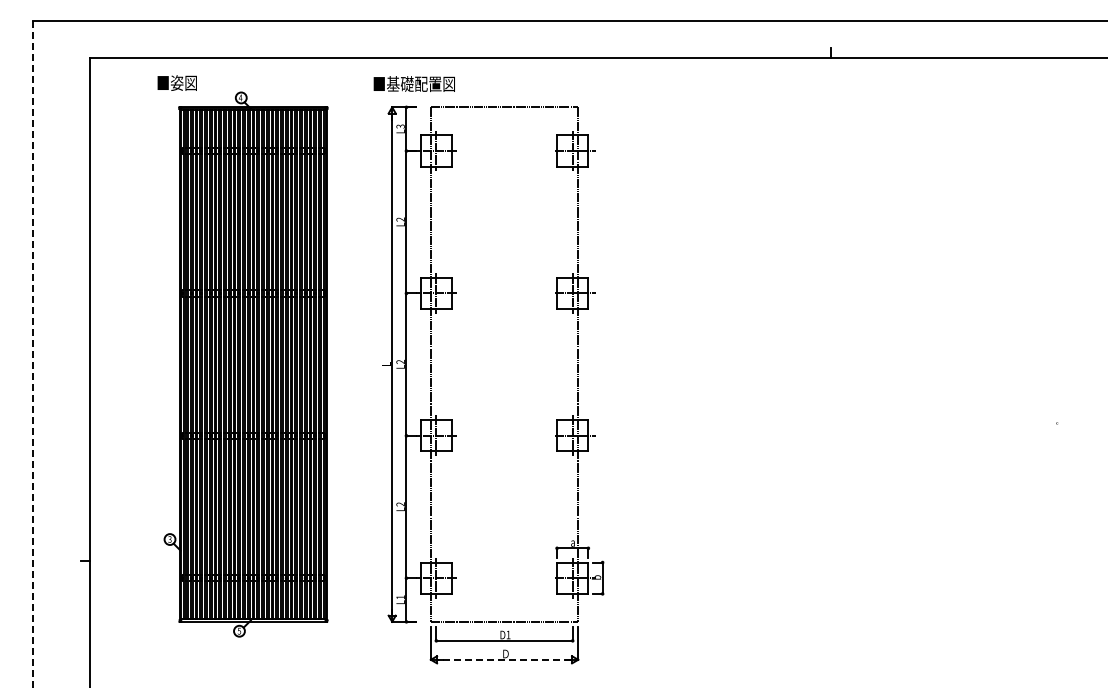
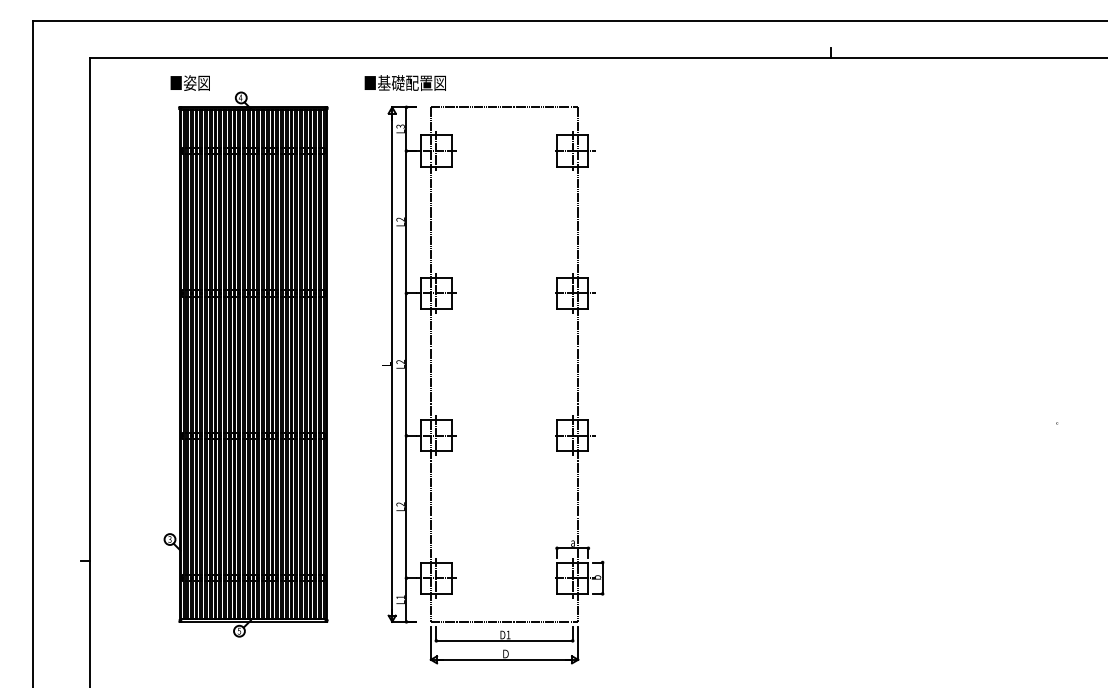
text position: (176, 82) -> (189, 82) (189, 82)
text position: (413, 83) -> (404, 82) (404, 82)
line: dashed -> solid (33, 354)
line: dashed -> solid (504, 659)
